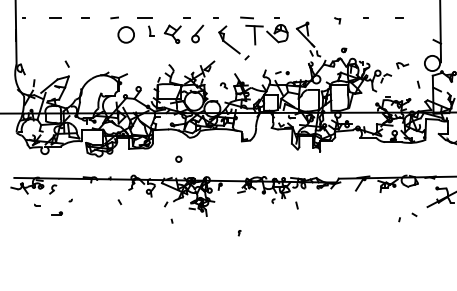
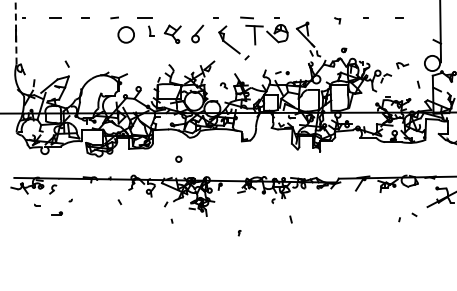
line: present -> none (186, 17)
line: solid -> dashed (16, 32)
line position: (296, 205) -> (290, 219) (290, 219)
